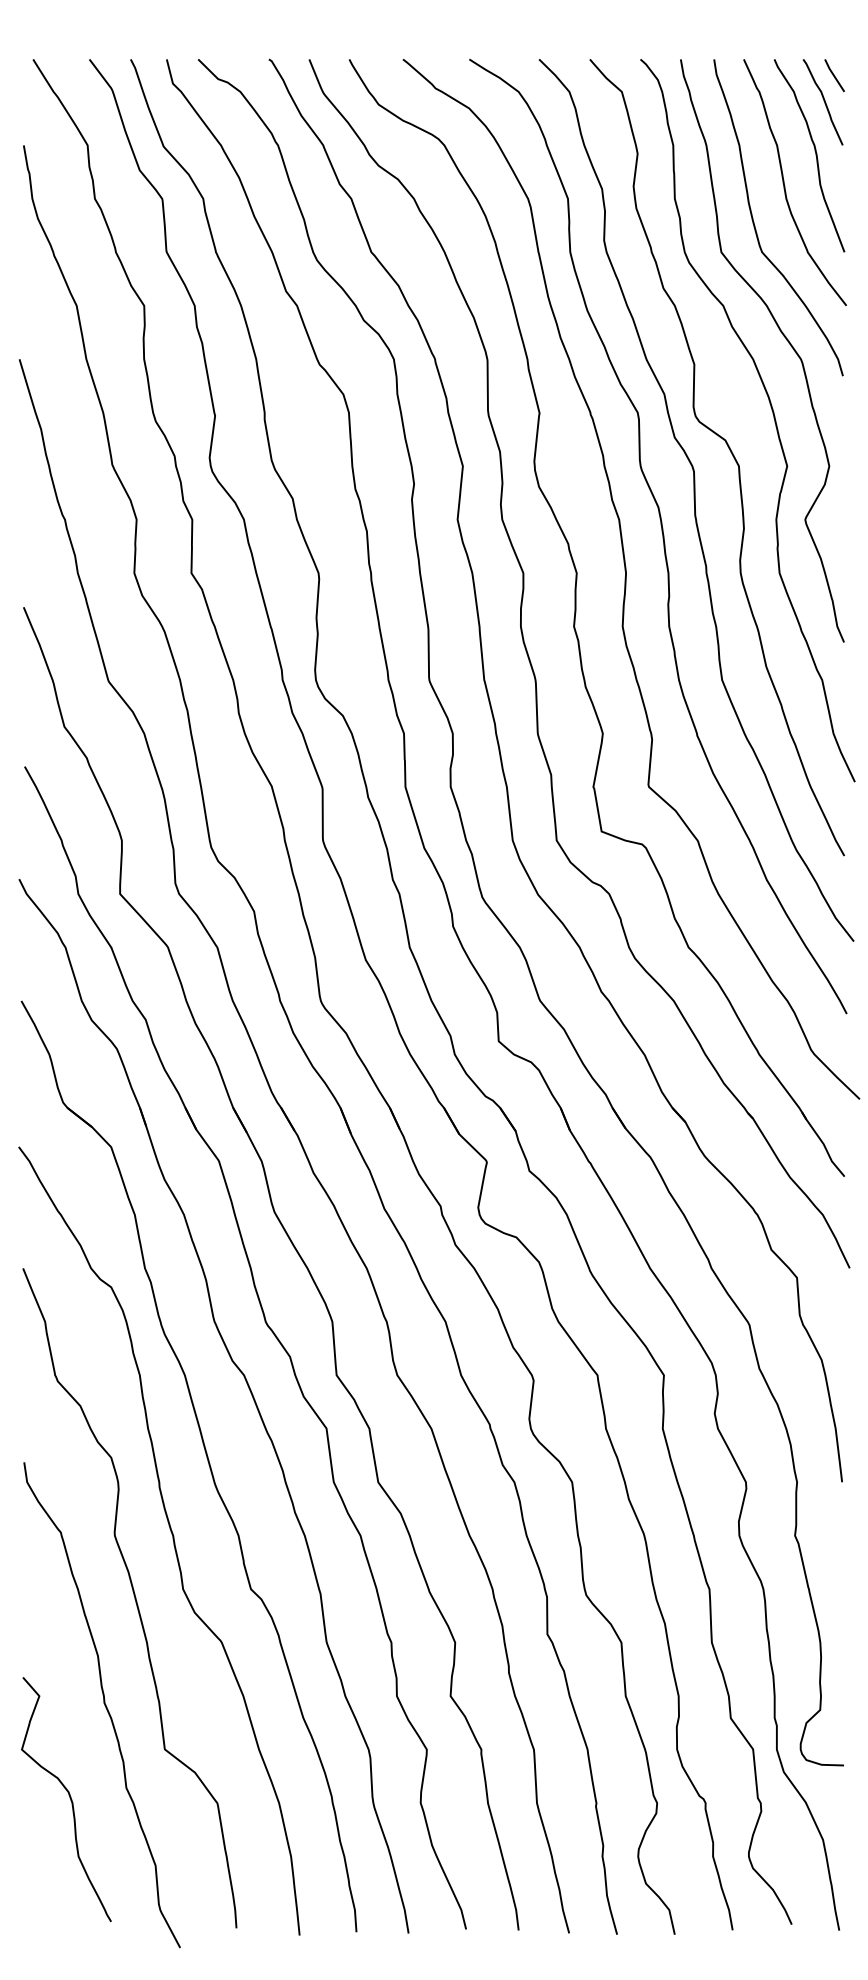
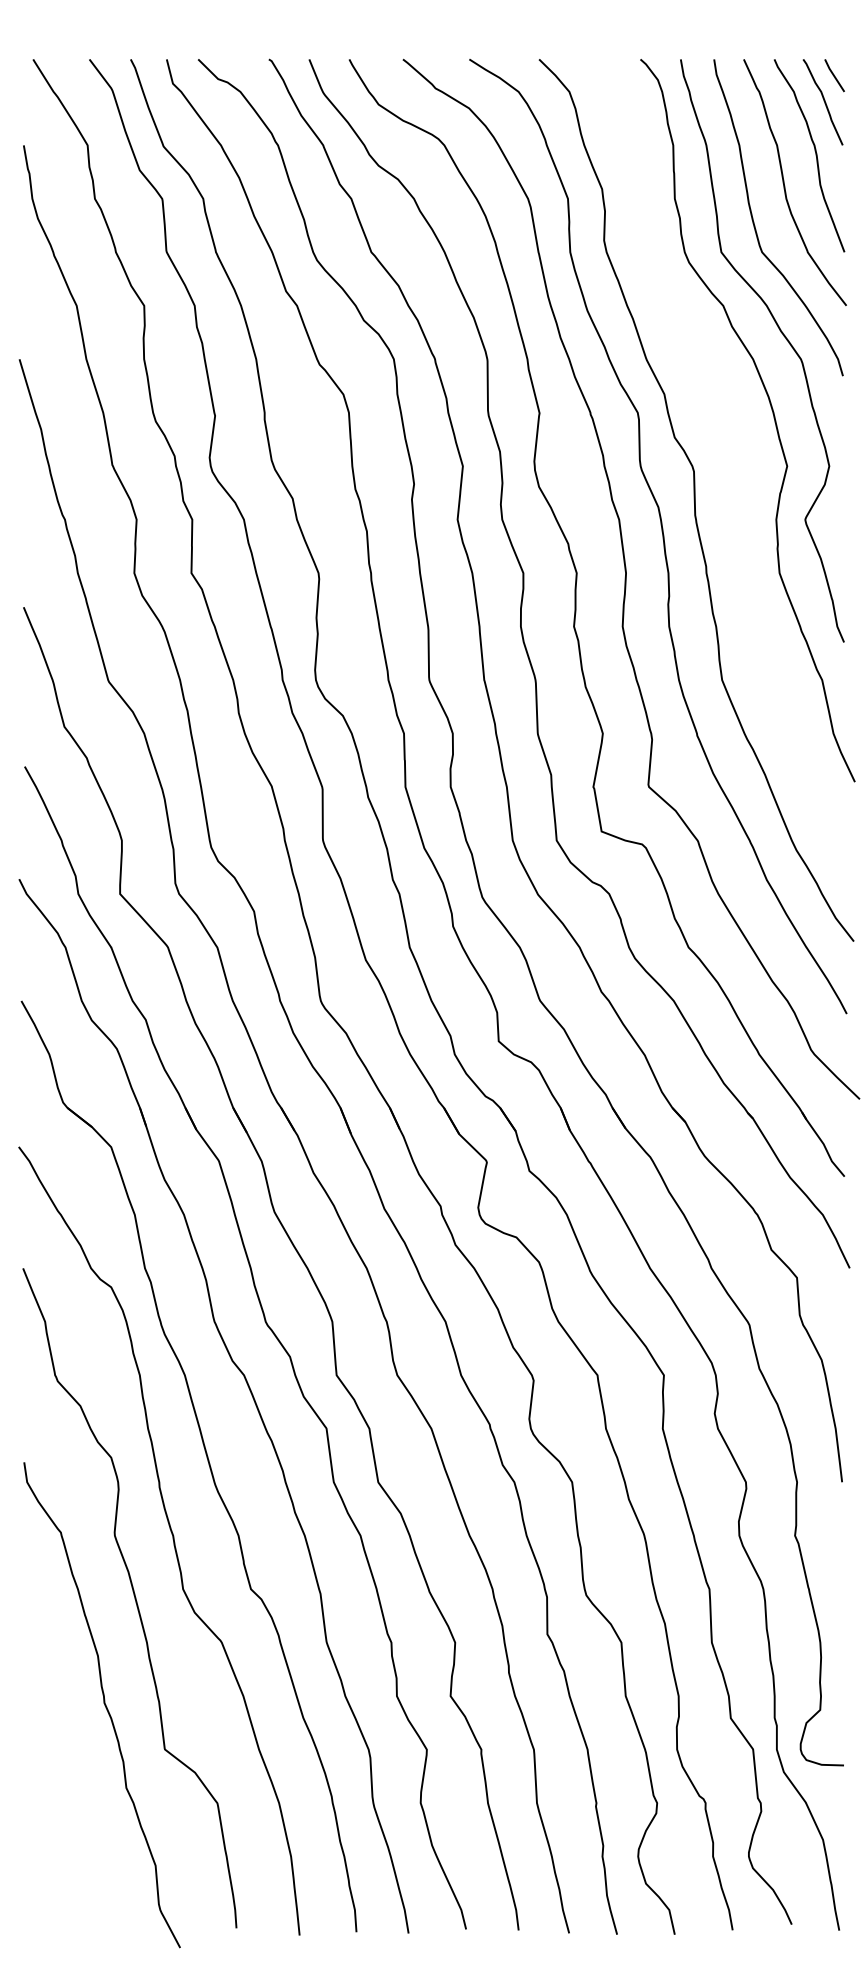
curve: present -> none (729, 450)
curve: present -> none (69, 1798)
